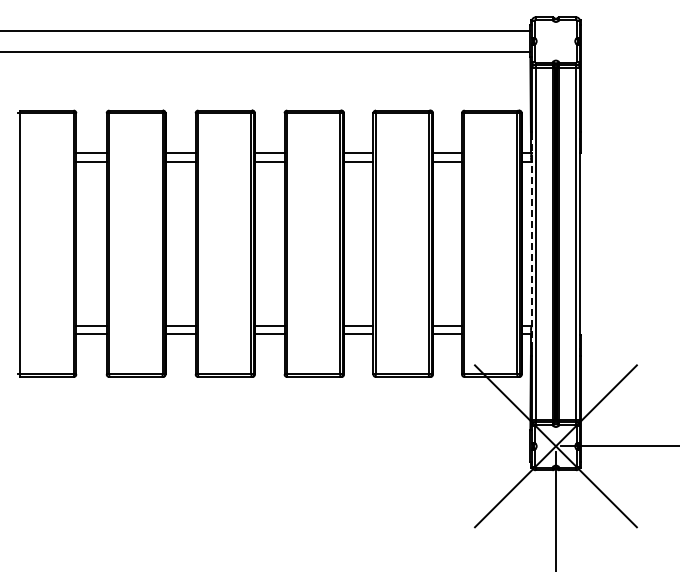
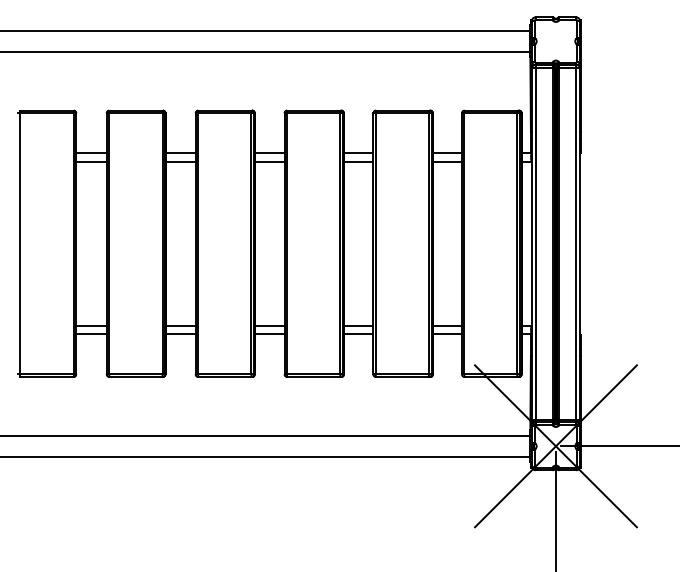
line: dashed -> solid (531, 243)
line: none -> present (266, 435)
line: none -> present (266, 456)
